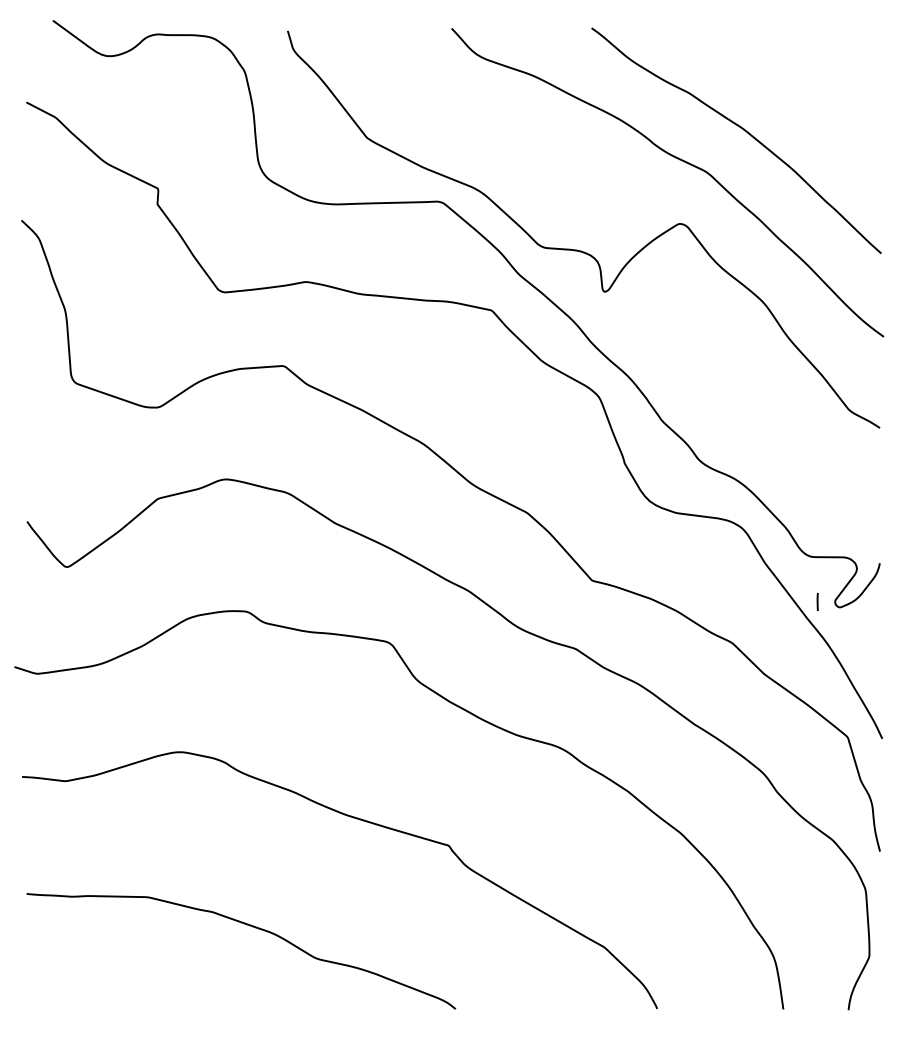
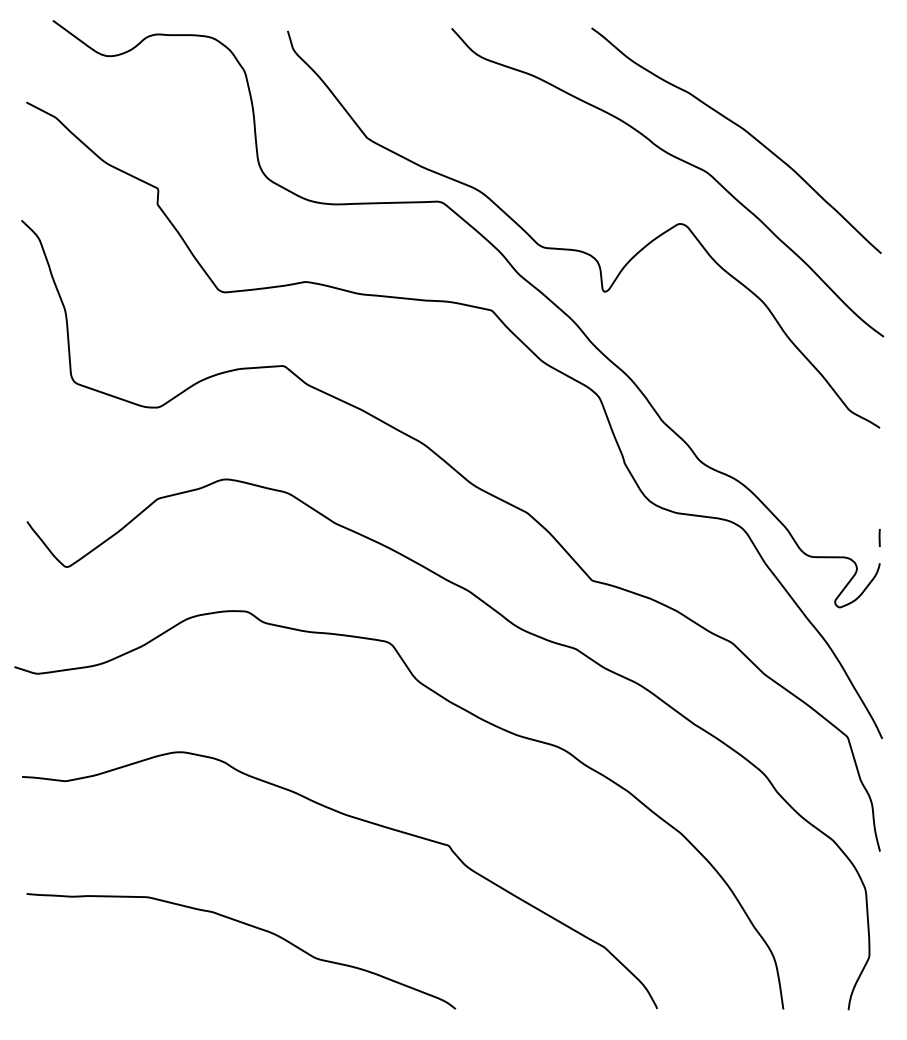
line position: (817, 601) -> (879, 537) (879, 537)
